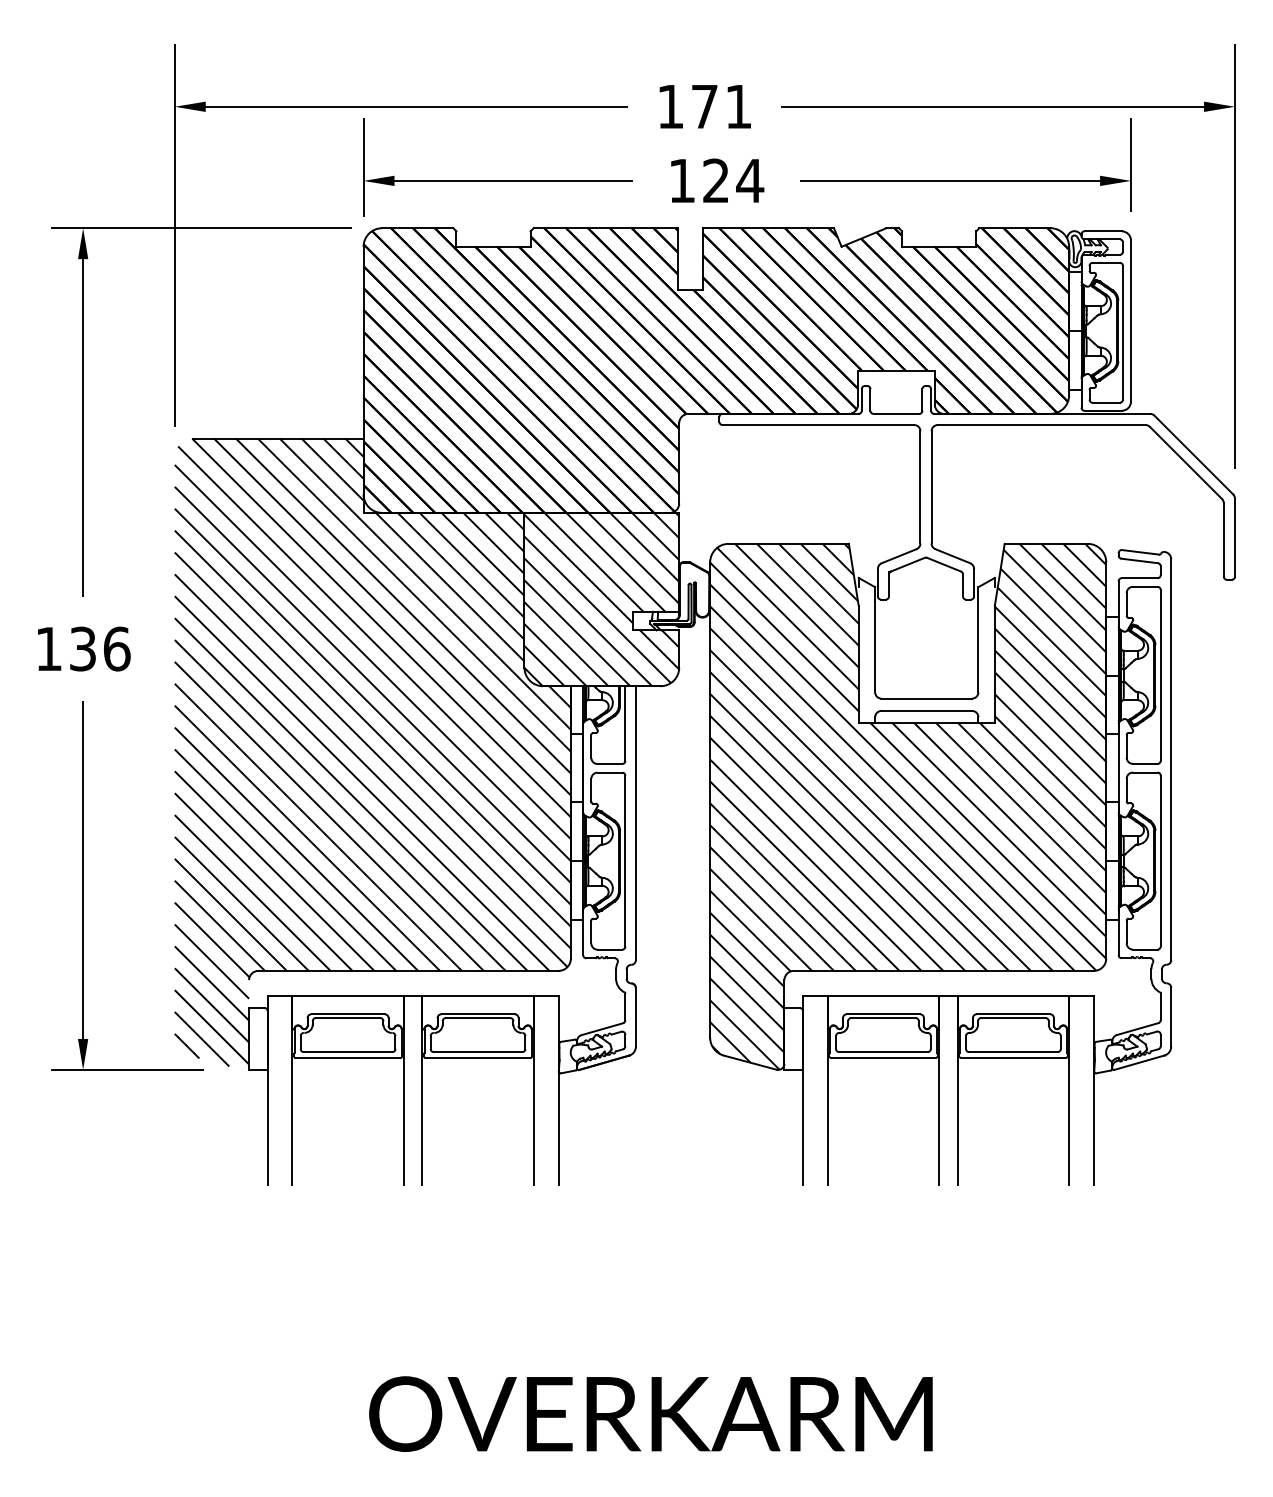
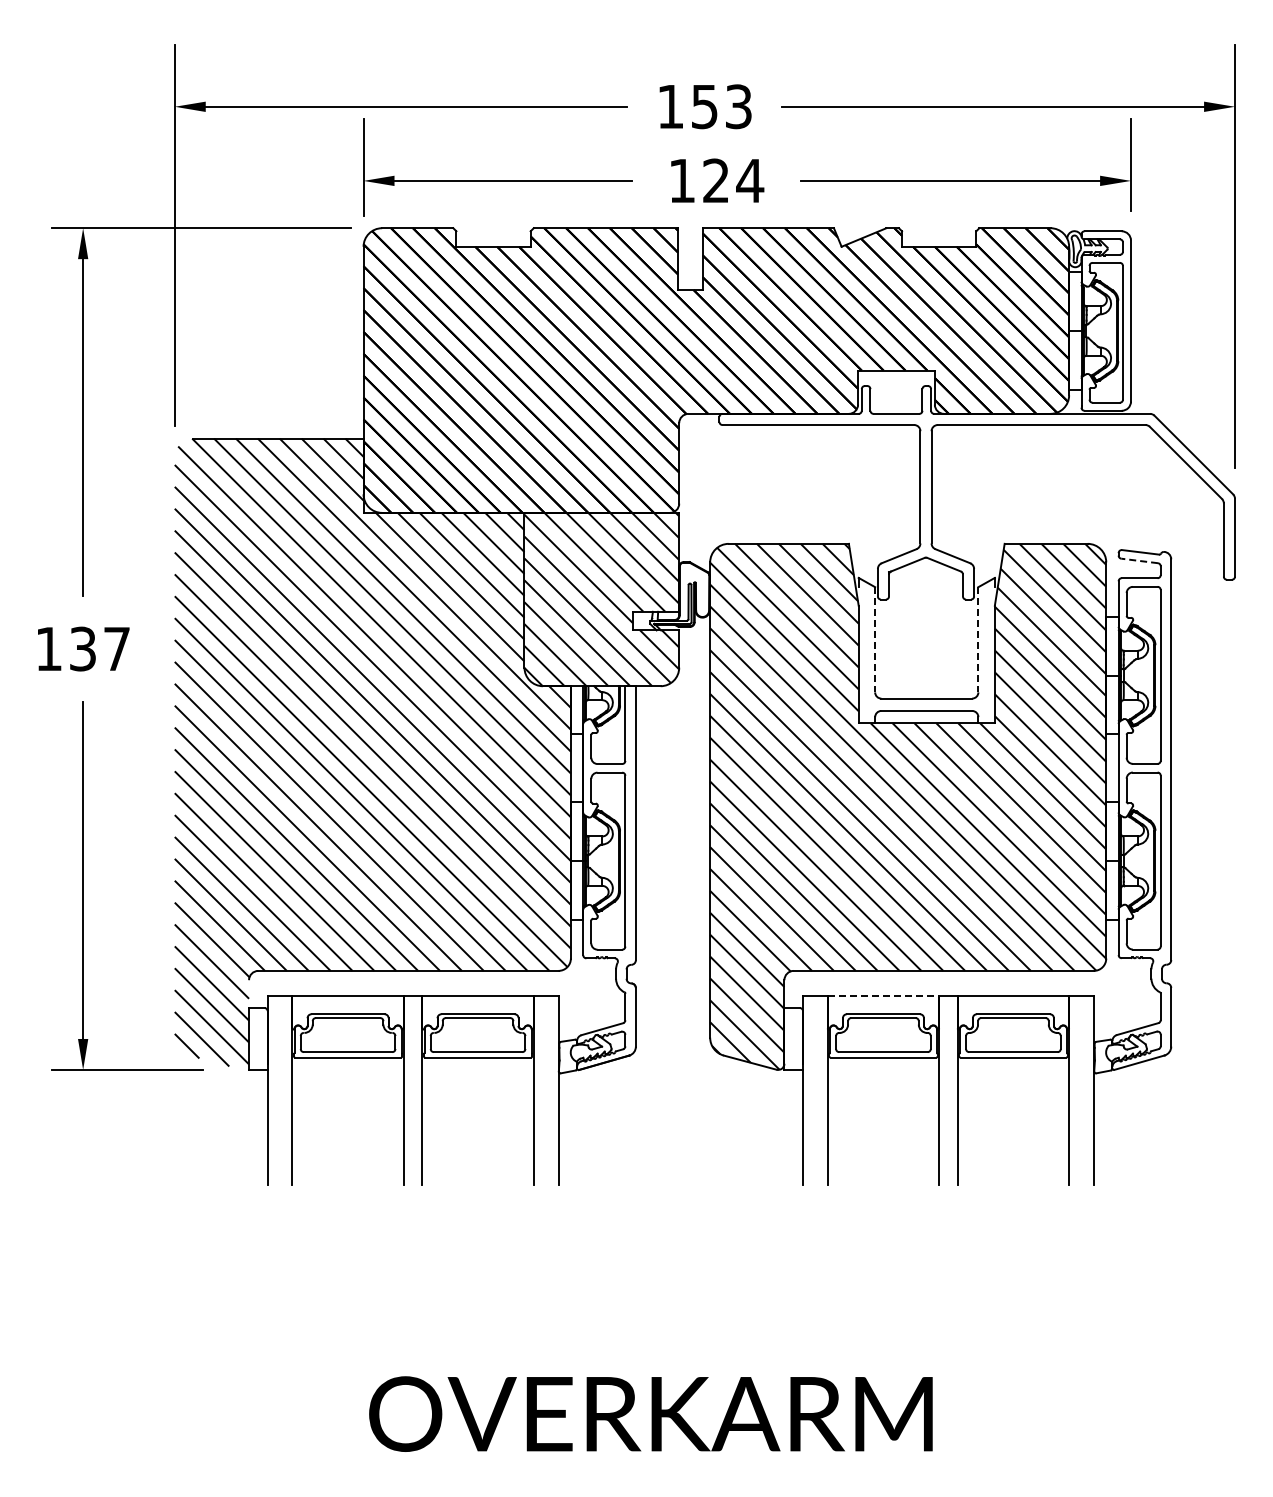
text: 171 -> 153 (721, 106)
line: solid -> dashed (1139, 560)
line: solid -> dashed (875, 639)
line: solid -> dashed (978, 639)
text: 136 -> 137 (117, 648)
line: solid -> dashed (883, 995)
